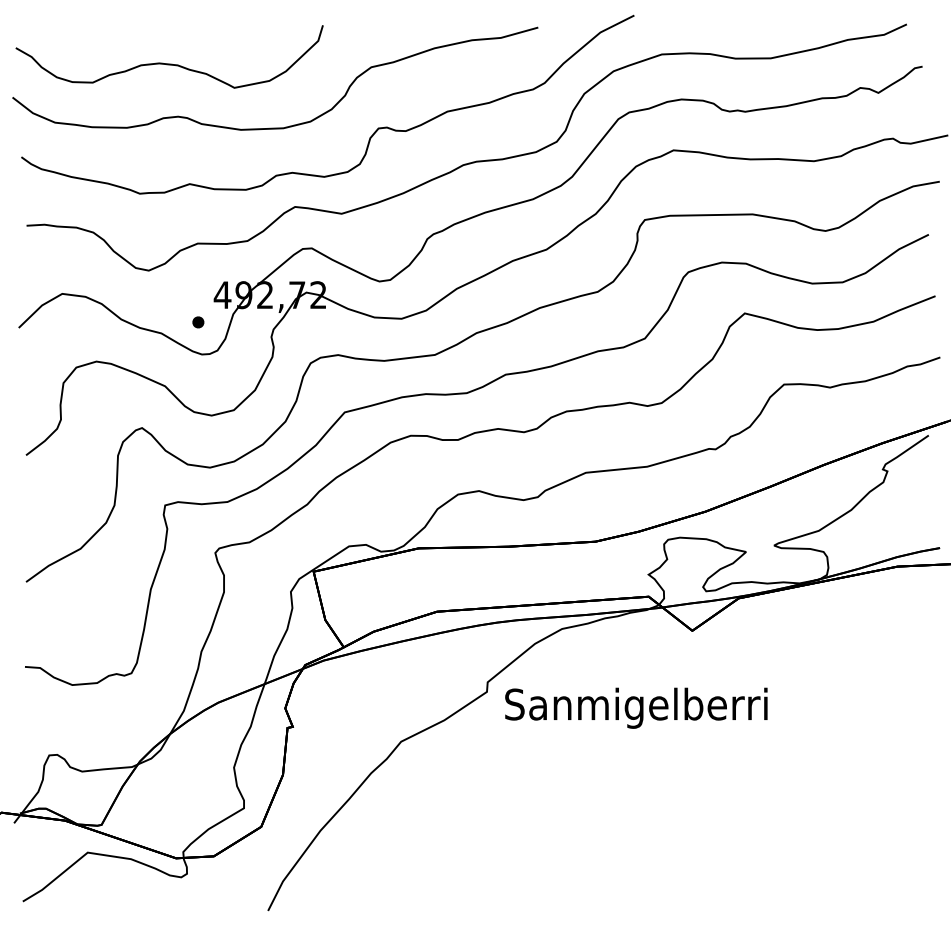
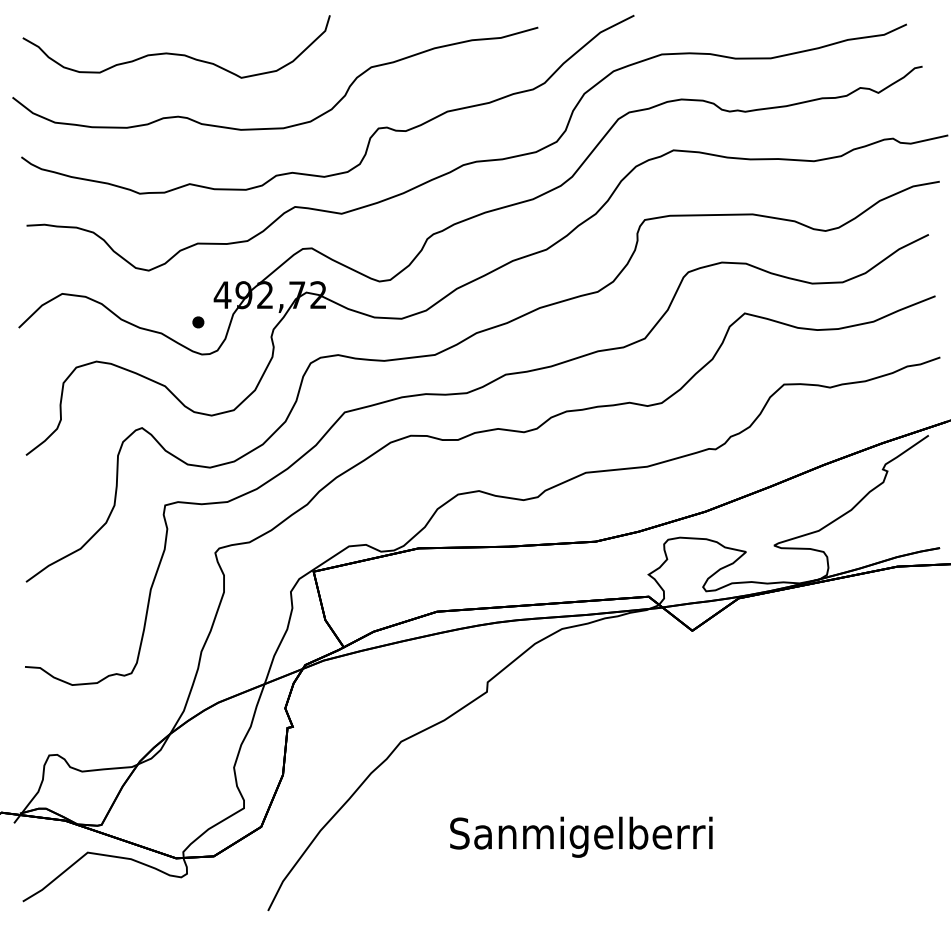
curve position: (169, 63) -> (176, 53) (176, 53)
text position: (636, 707) -> (581, 836) (581, 836)
